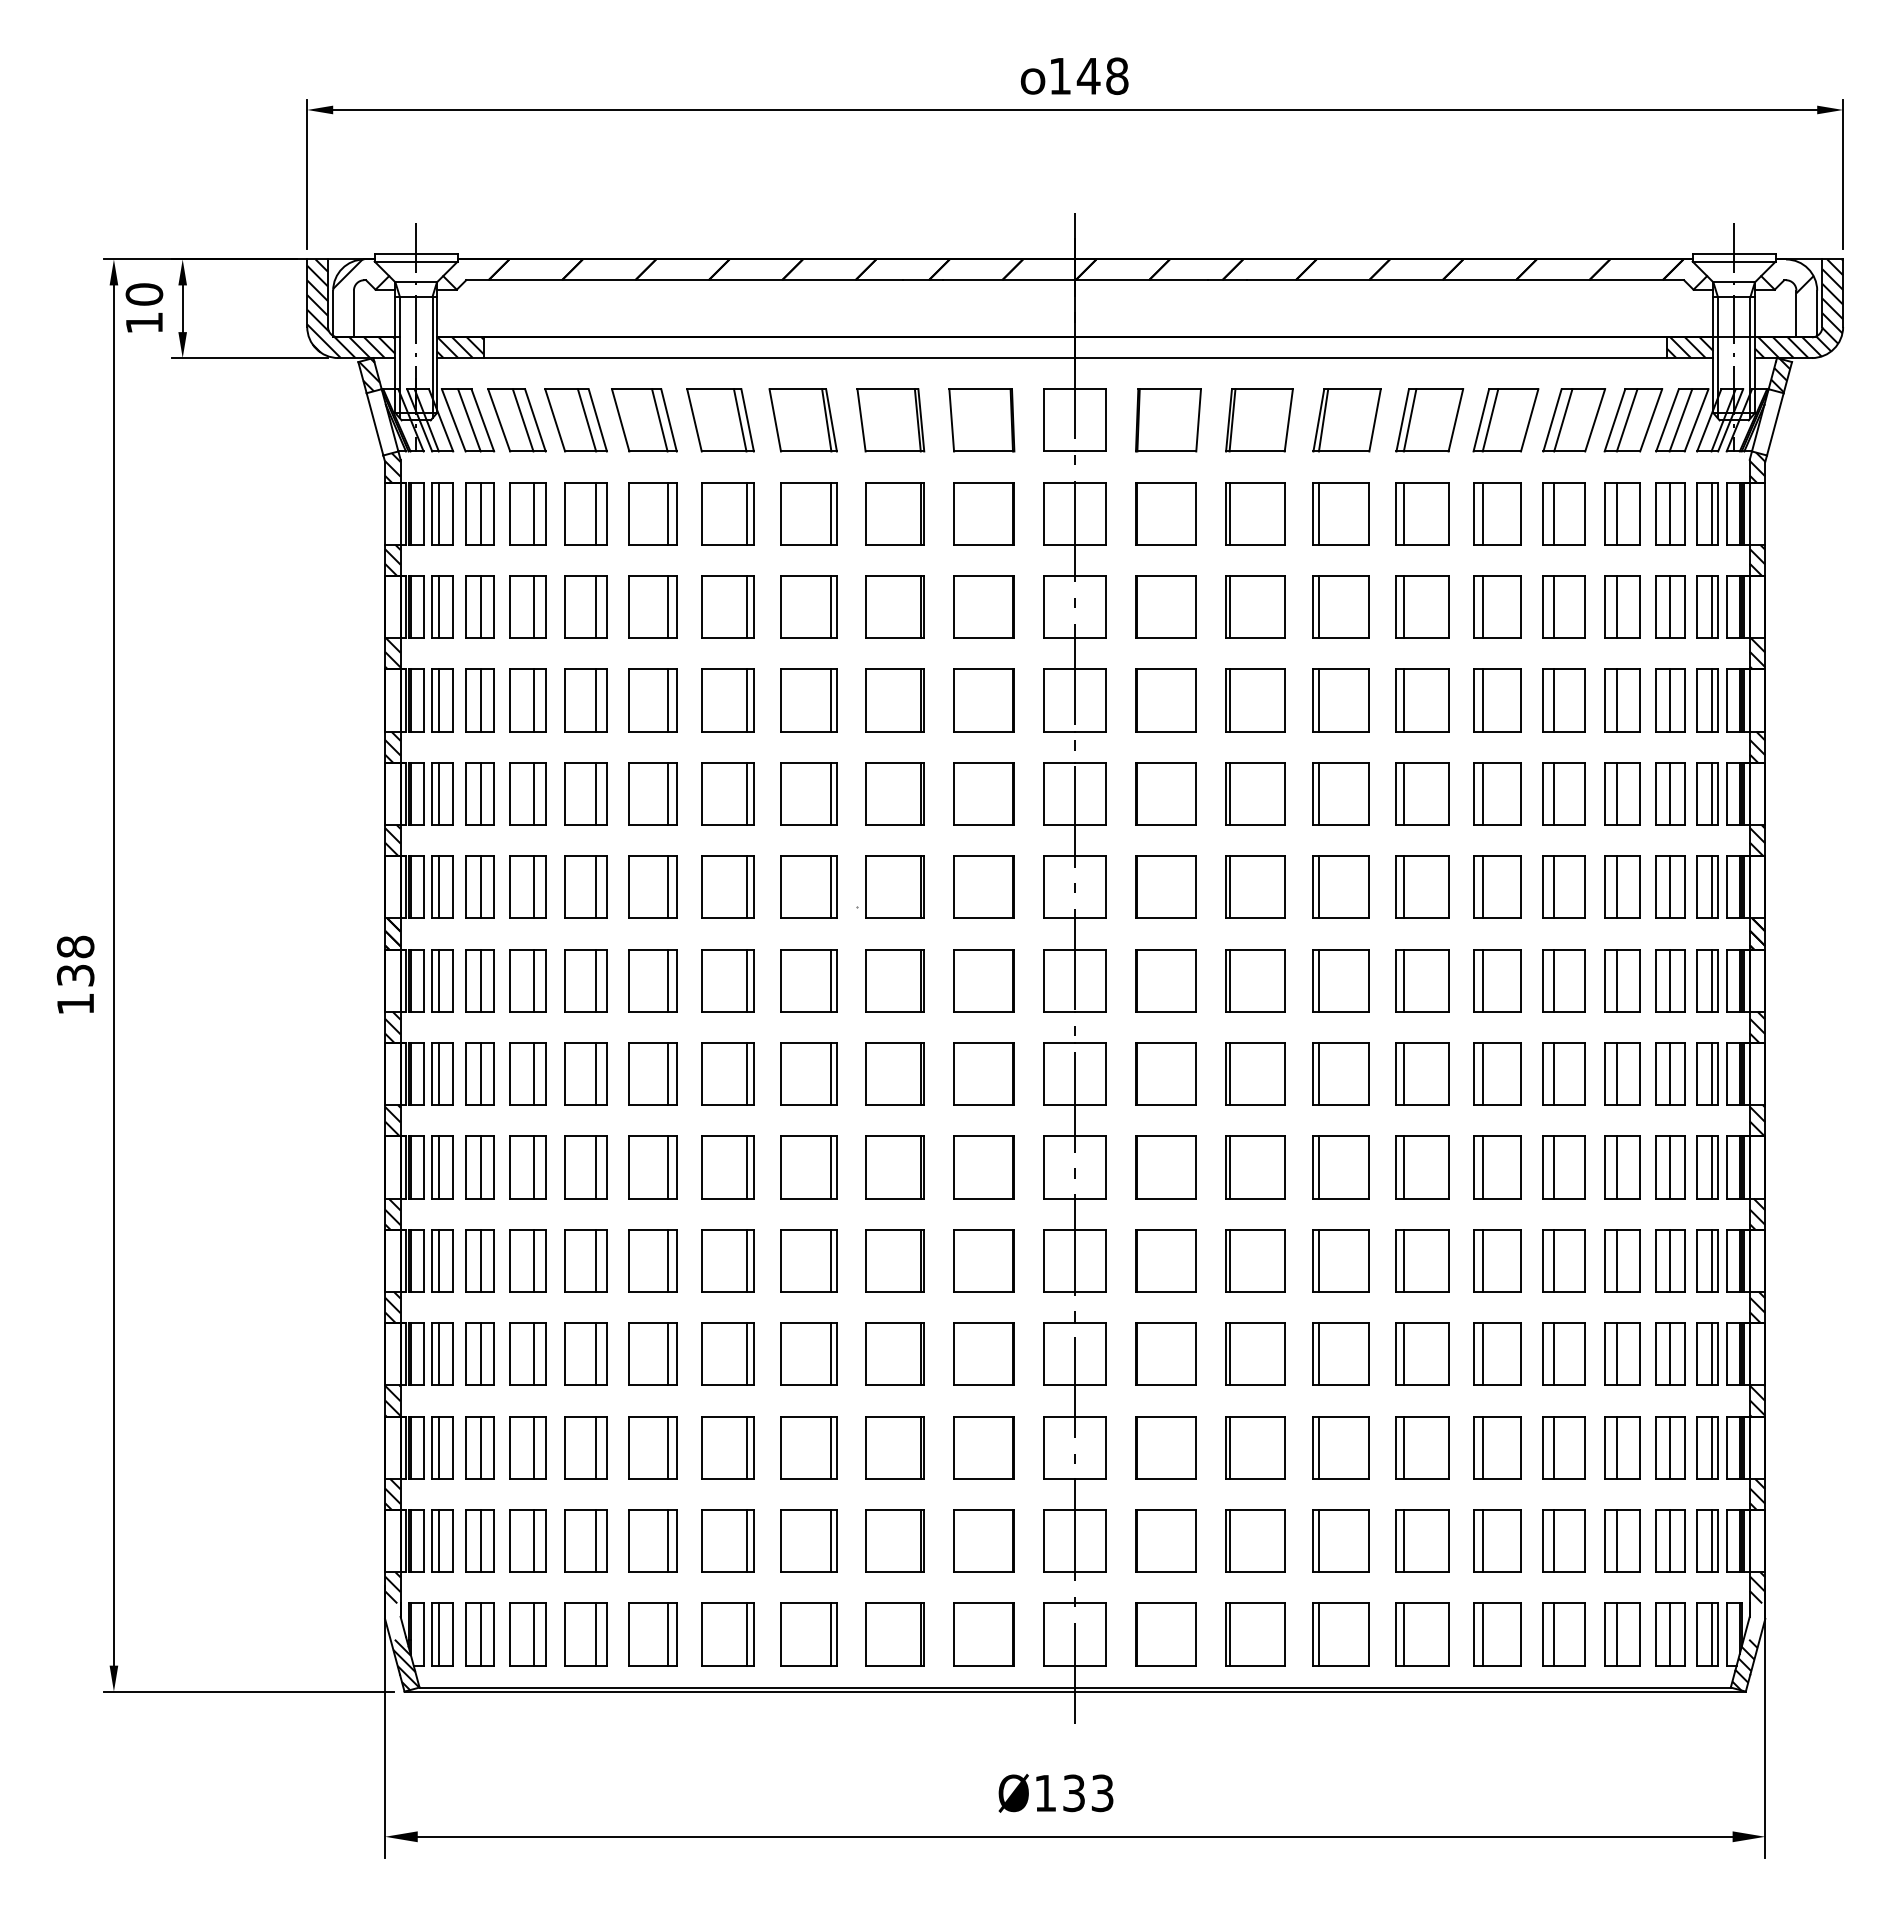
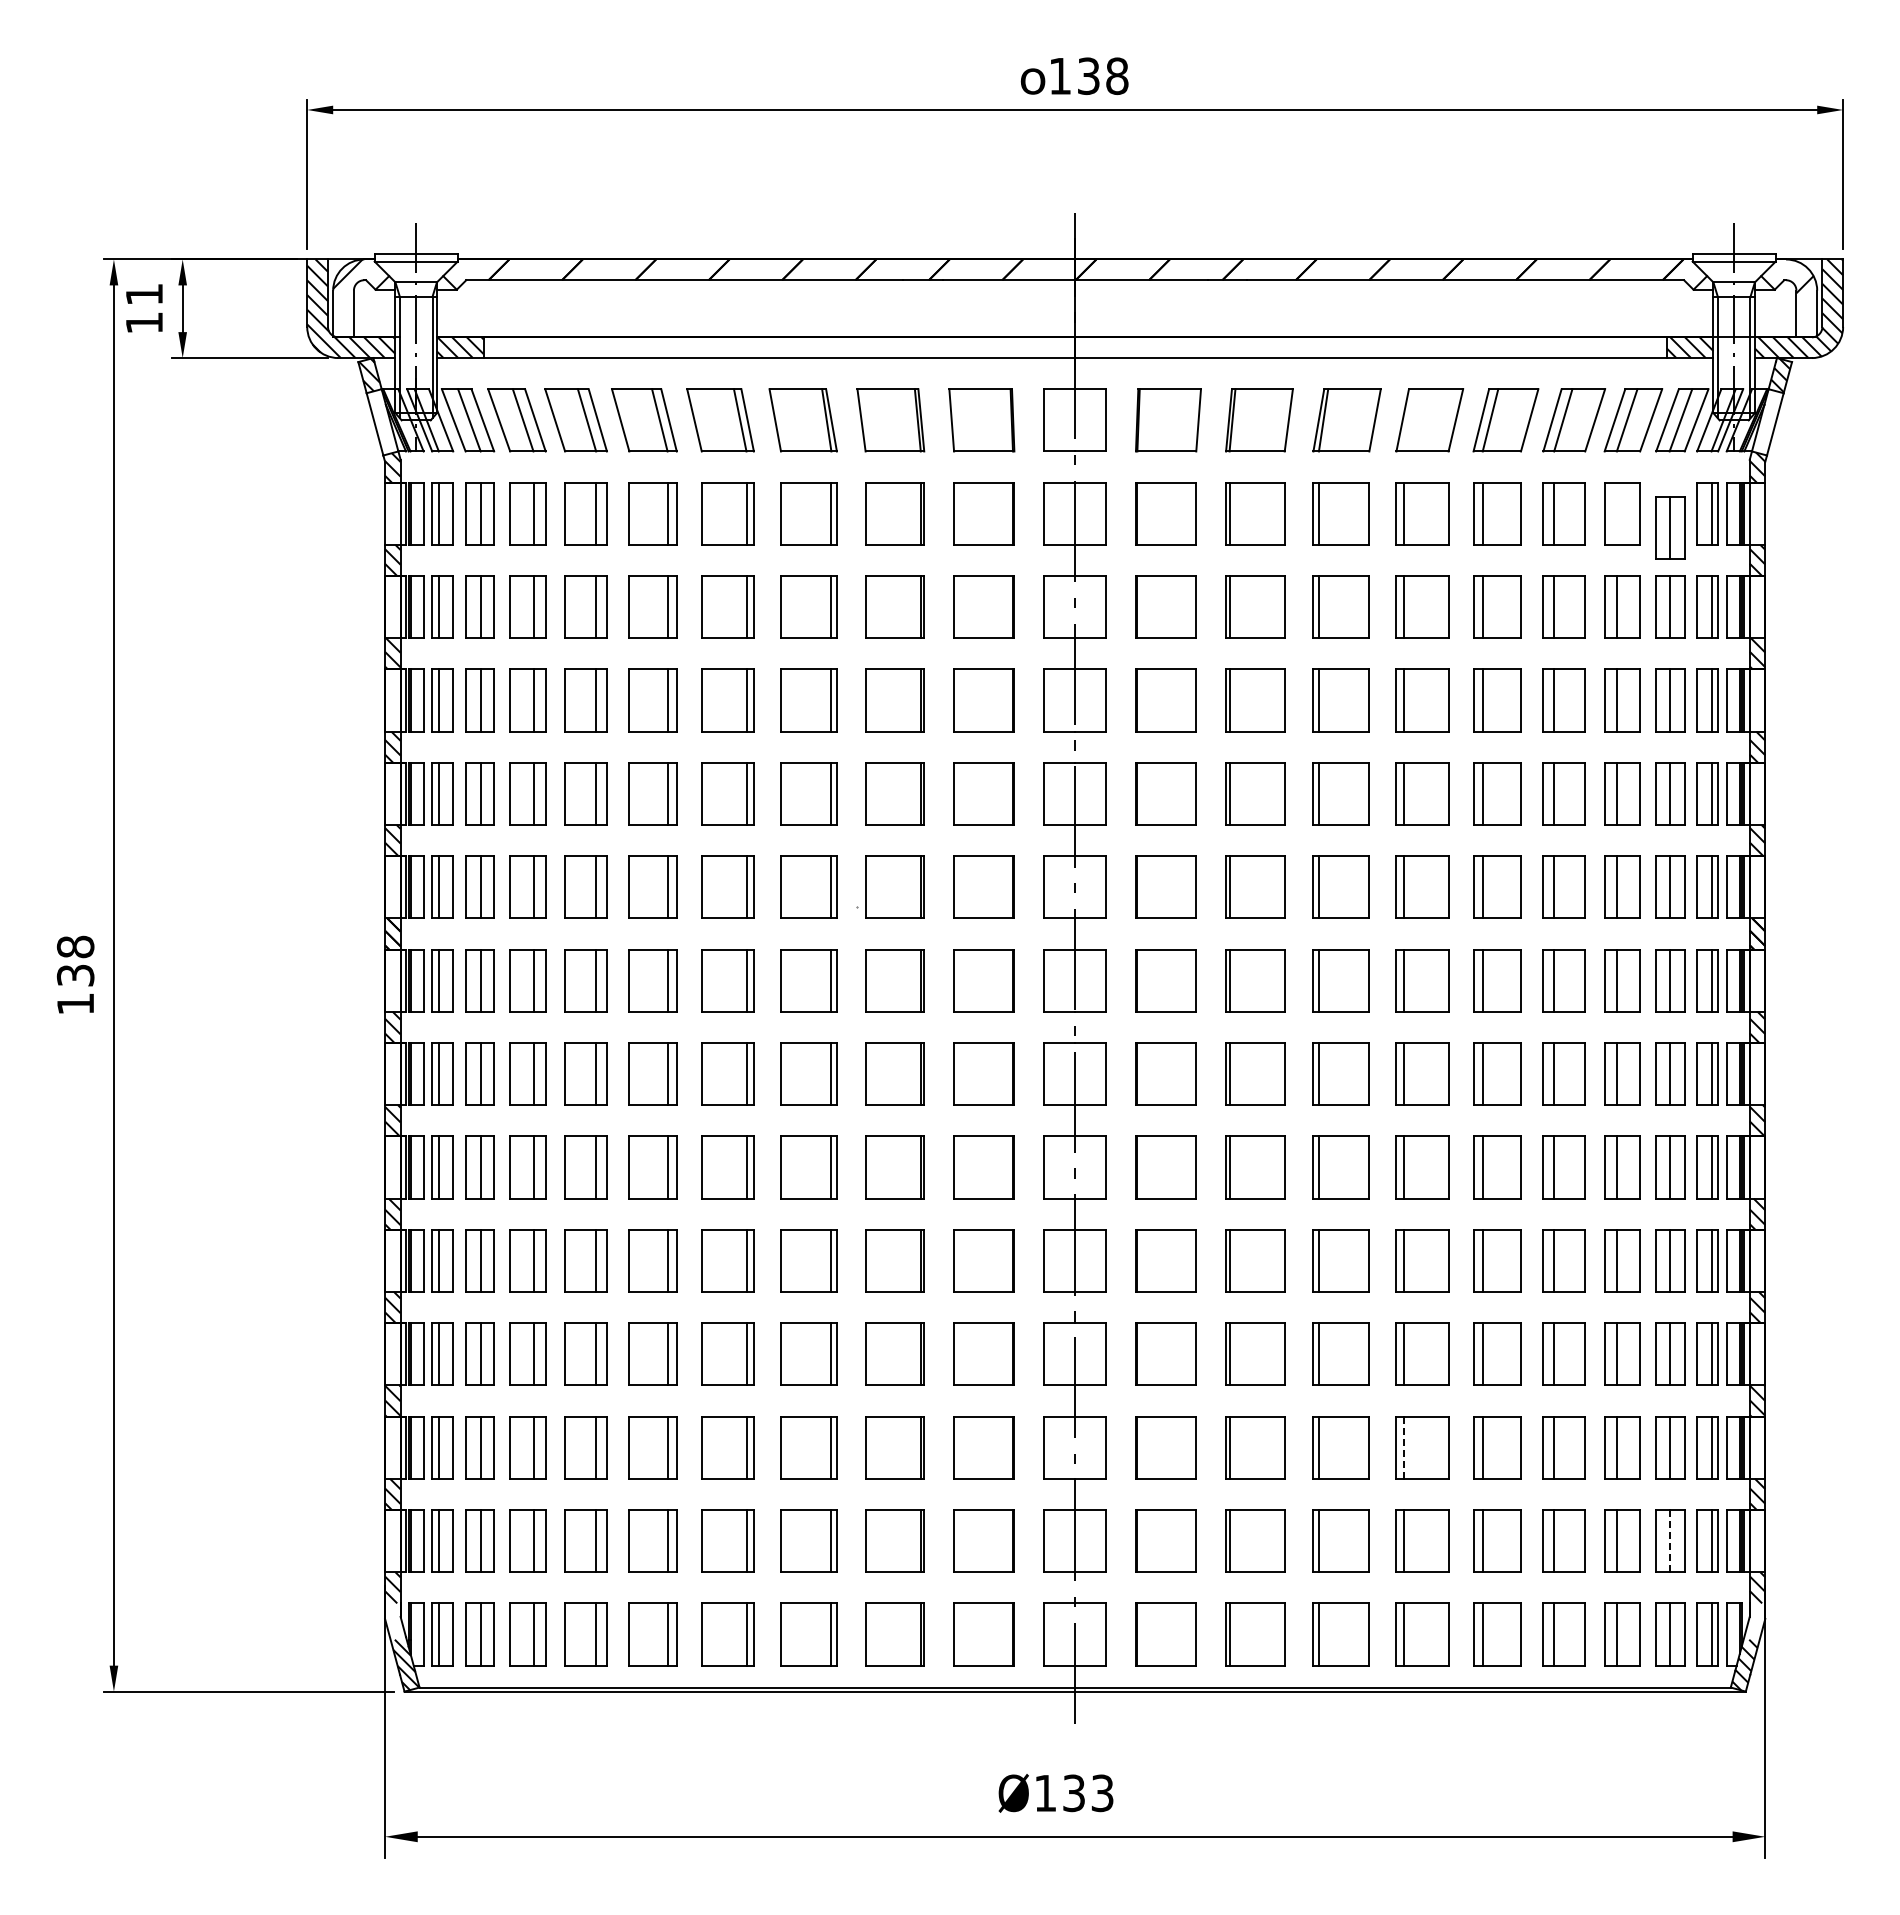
text: 148 -> 138 (1088, 76)
text: 10 -> 11 (144, 294)
line: present -> none (1409, 420)
line: present -> none (1616, 513)
part position: (1670, 513) -> (1670, 527) (1670, 527)
line: solid -> dashed (1403, 1448)
line: solid -> dashed (1669, 1541)
